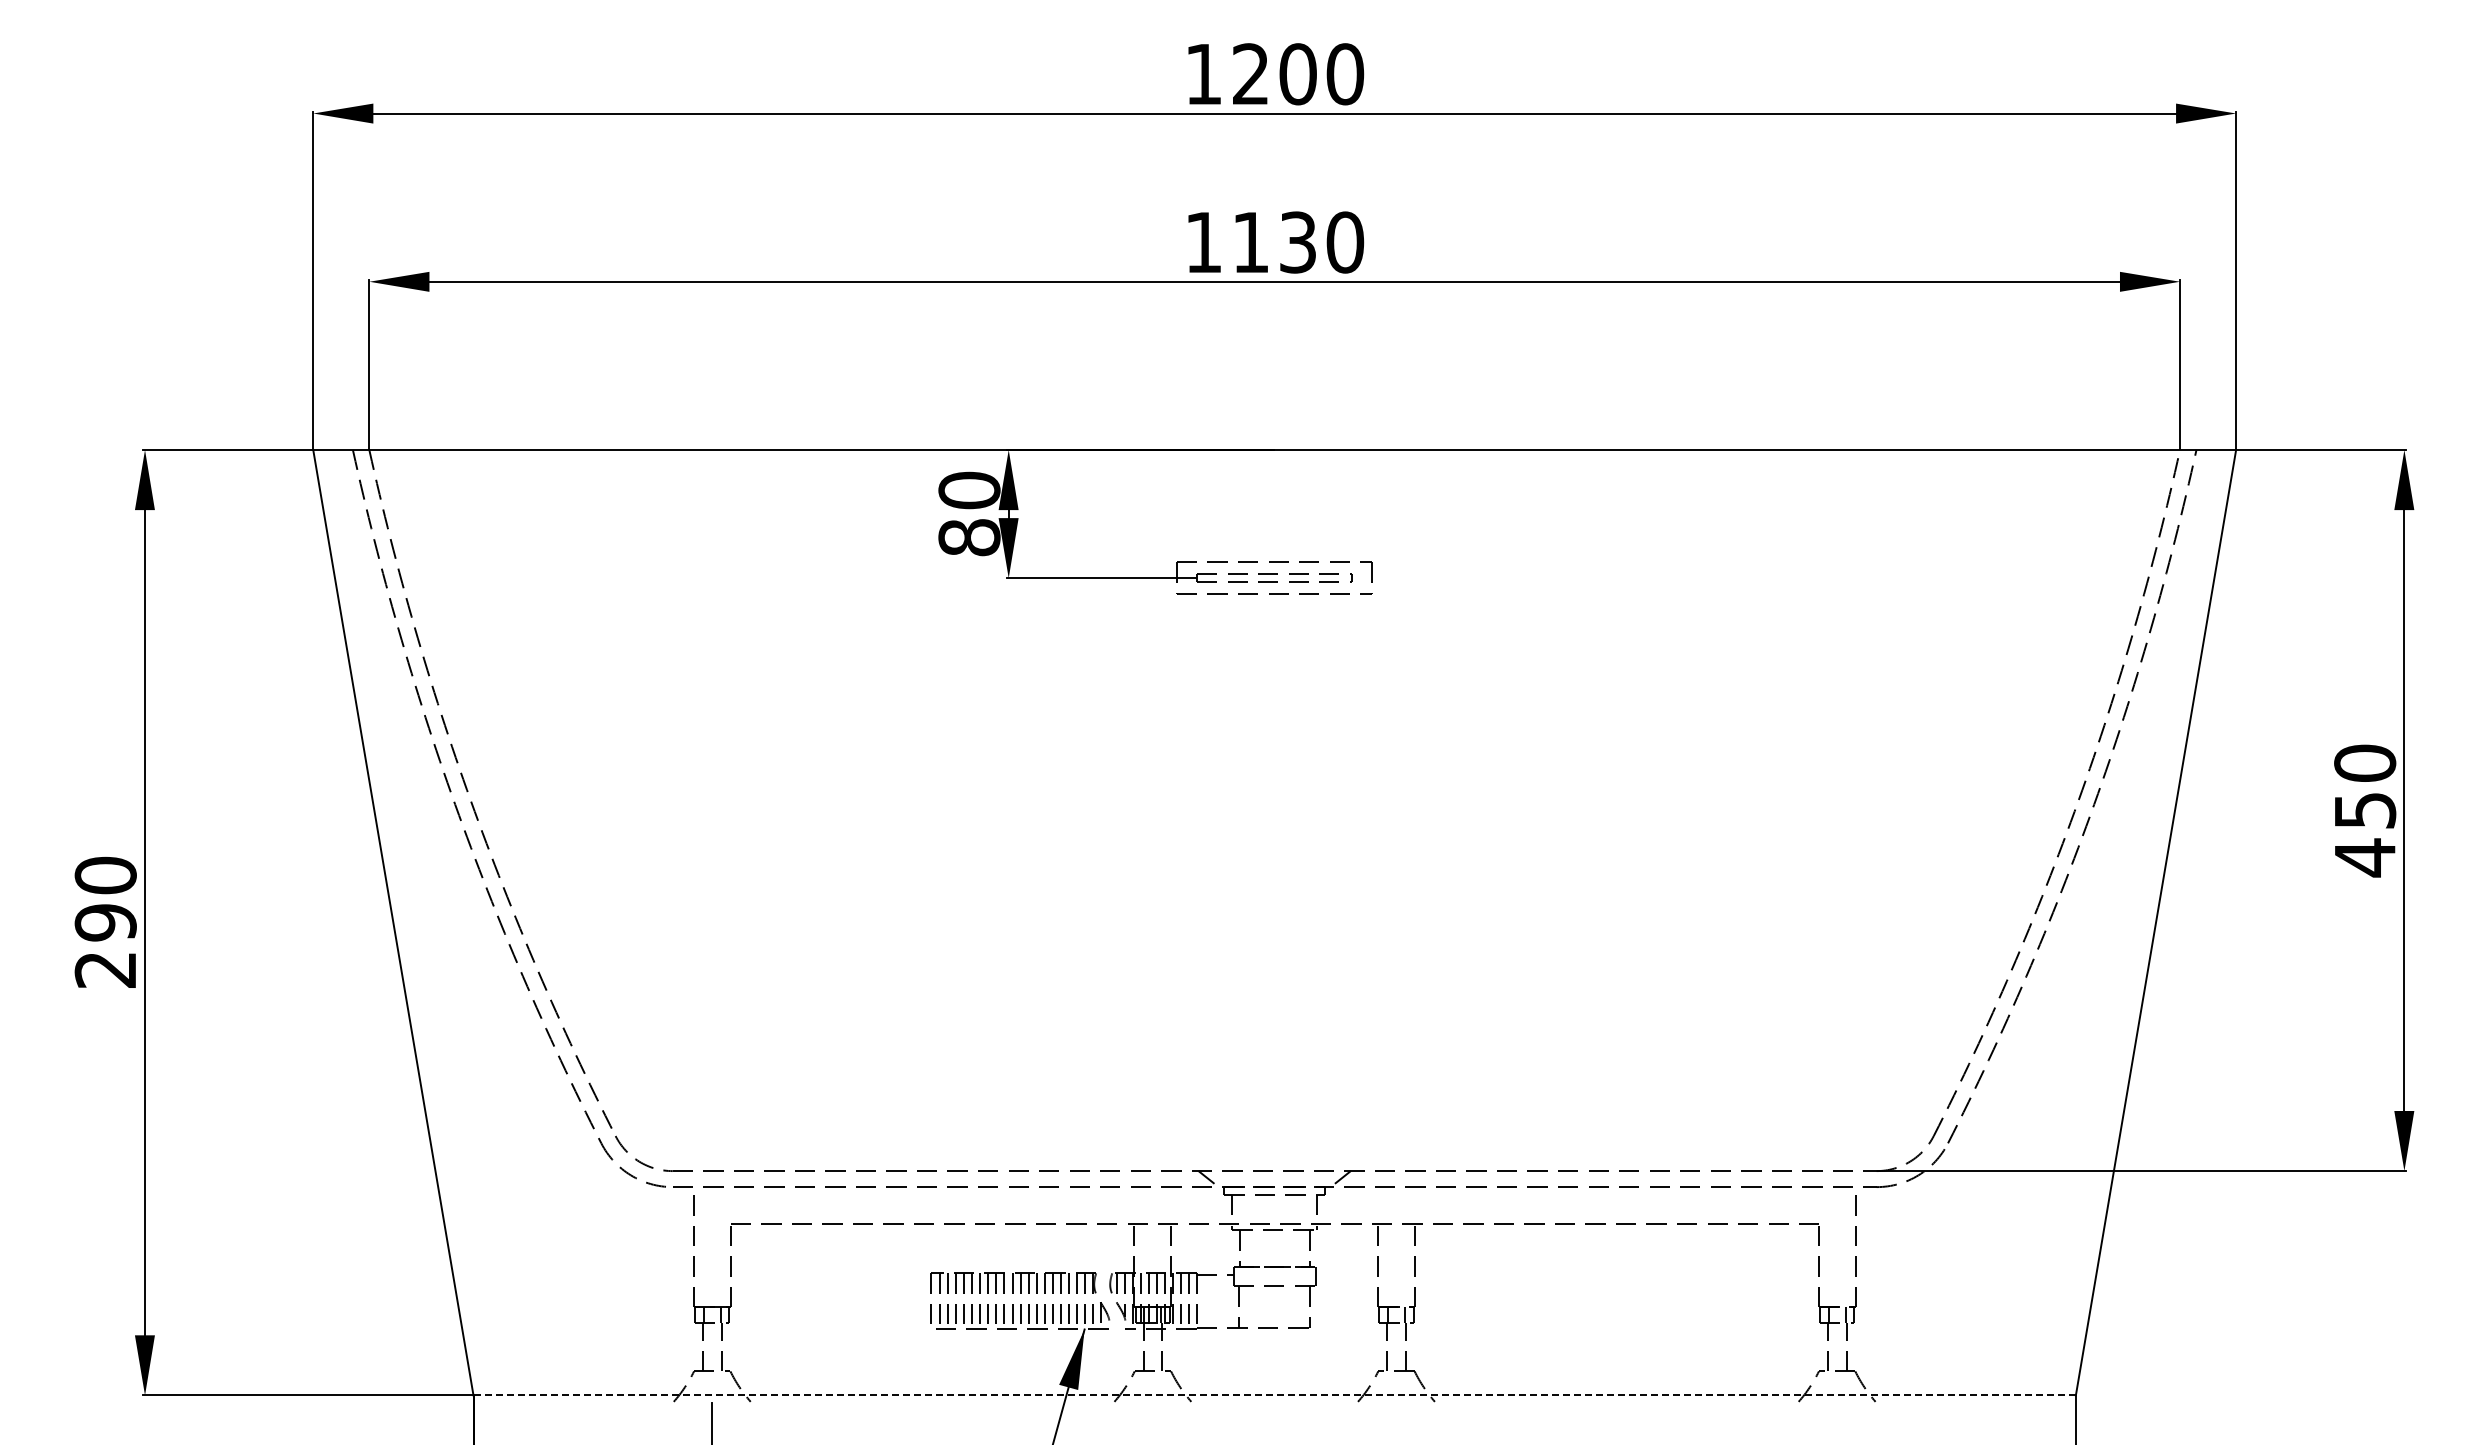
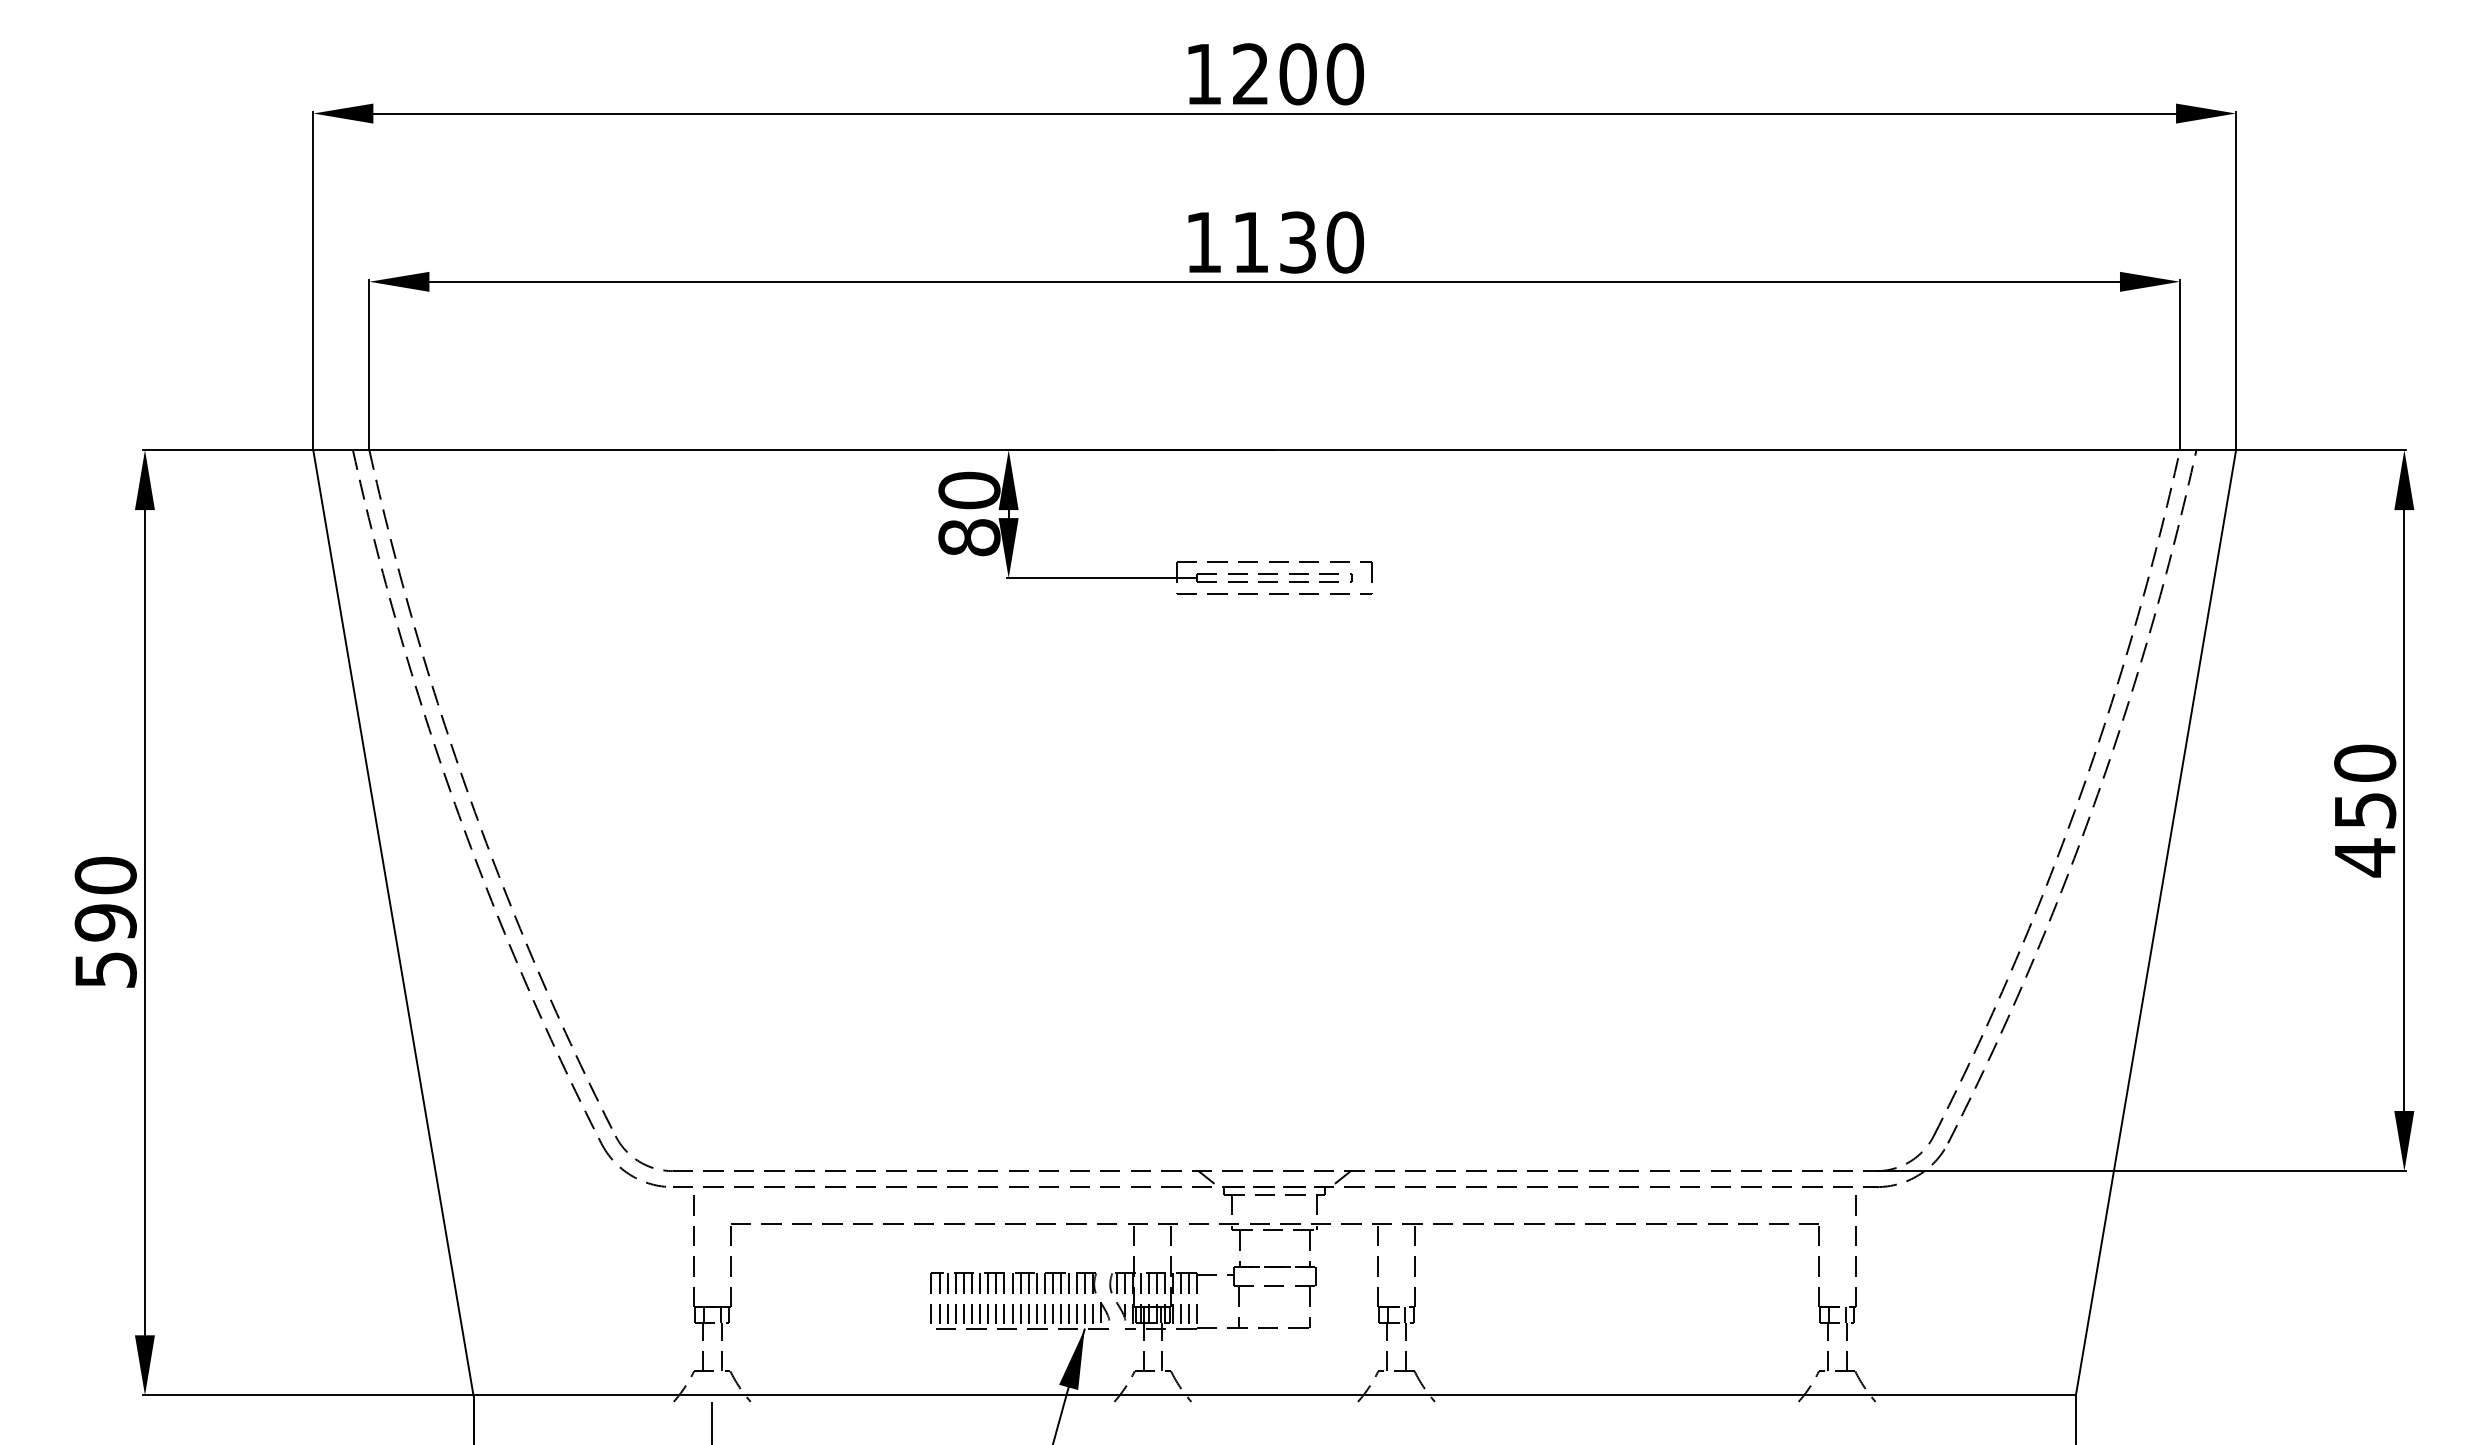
text: 290 -> 590 (105, 969)
line: dashed -> solid (1275, 1395)
